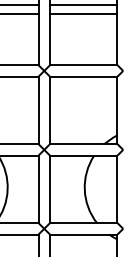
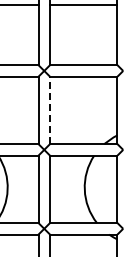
line: present -> none (20, 14)
line: present -> none (83, 14)
line: solid -> dashed (50, 110)
